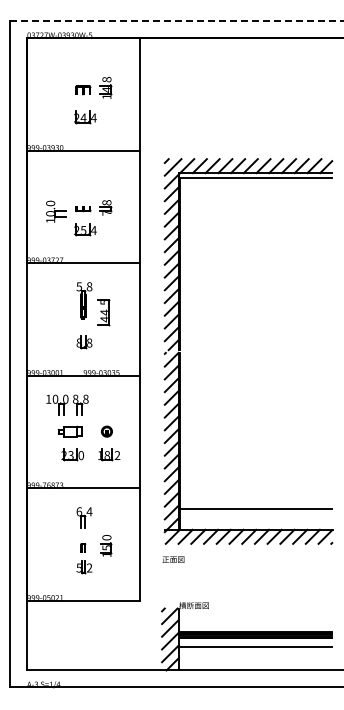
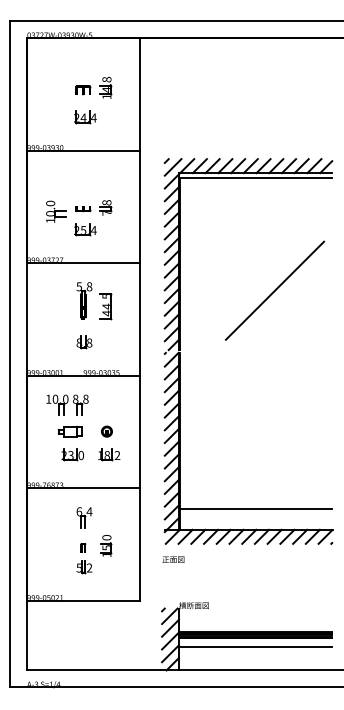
line: dashed -> solid (176, 21)
line: none -> present (274, 290)
part position: (103, 312) -> (105, 306) (105, 306)
